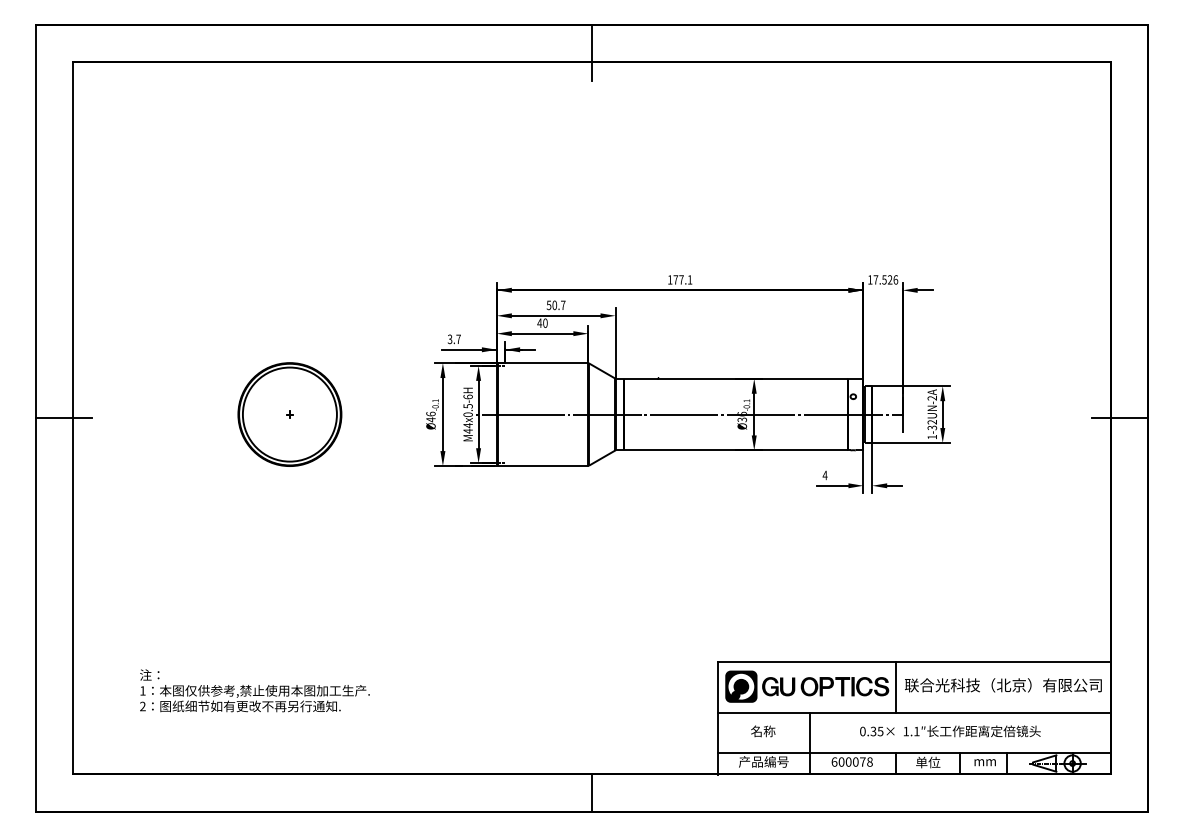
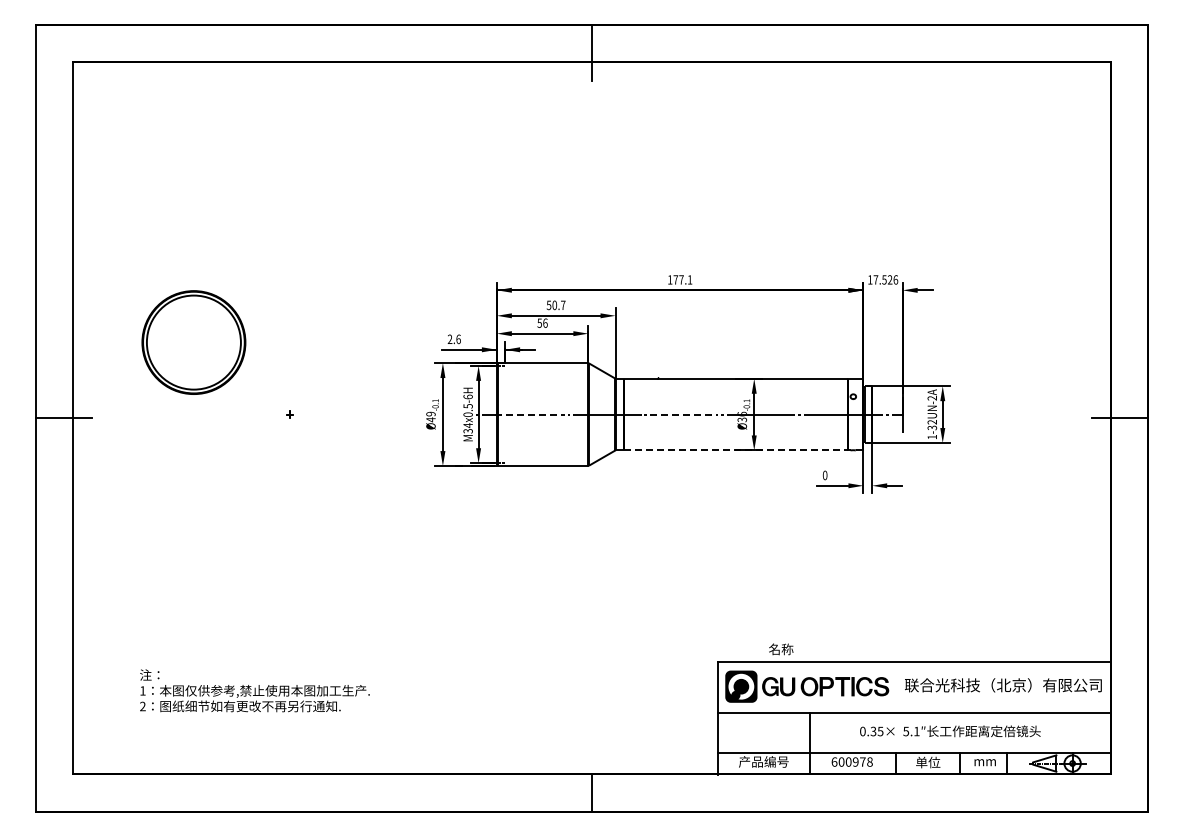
text: 40 -> 56 (542, 322)
text: 3.7 -> 2.6 (453, 339)
text: Ø46 -> Ø49 (430, 413)
part position: (289, 414) -> (193, 342) (193, 342)
line: solid -> dashed (529, 414)
line: solid -> dashed (684, 414)
text: M44x0.5-6H -> M34x0.5-6H (467, 430)
line: solid -> dashed (735, 450)
text: 4 -> 0 (824, 475)
line: present -> none (896, 687)
text position: (763, 731) -> (781, 649) (781, 649)
text: 1.1 -> 5.1 (906, 731)
text: 600078 -> 600978 (855, 761)
